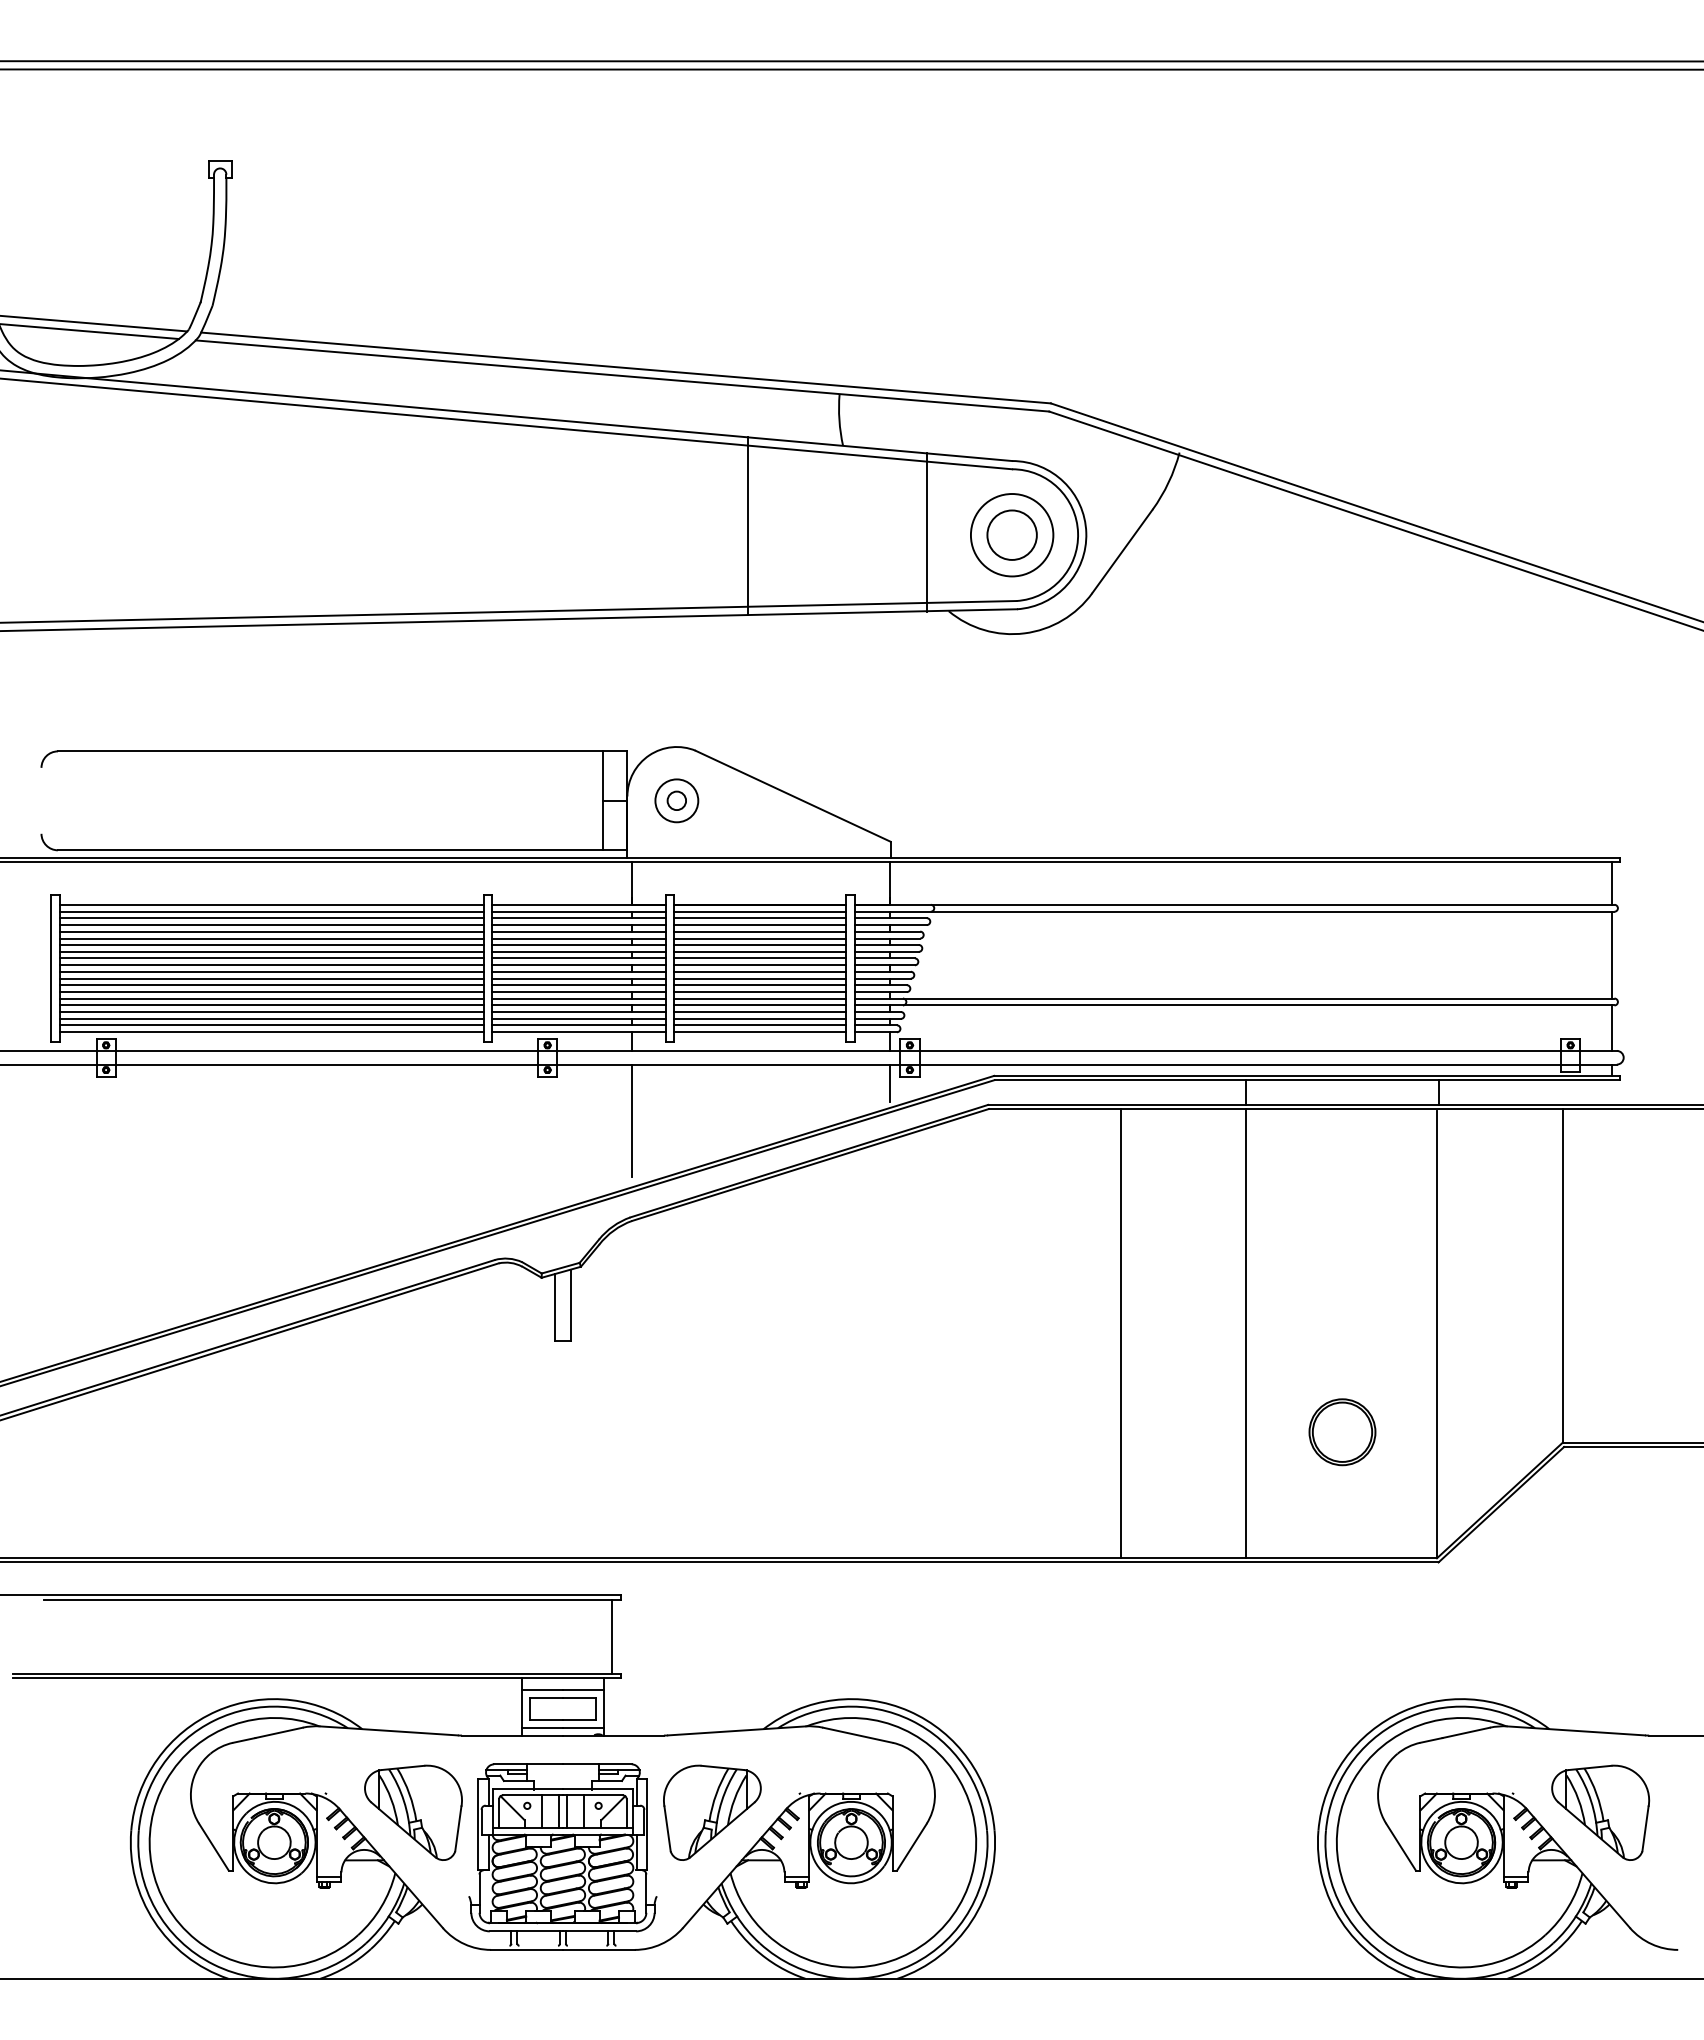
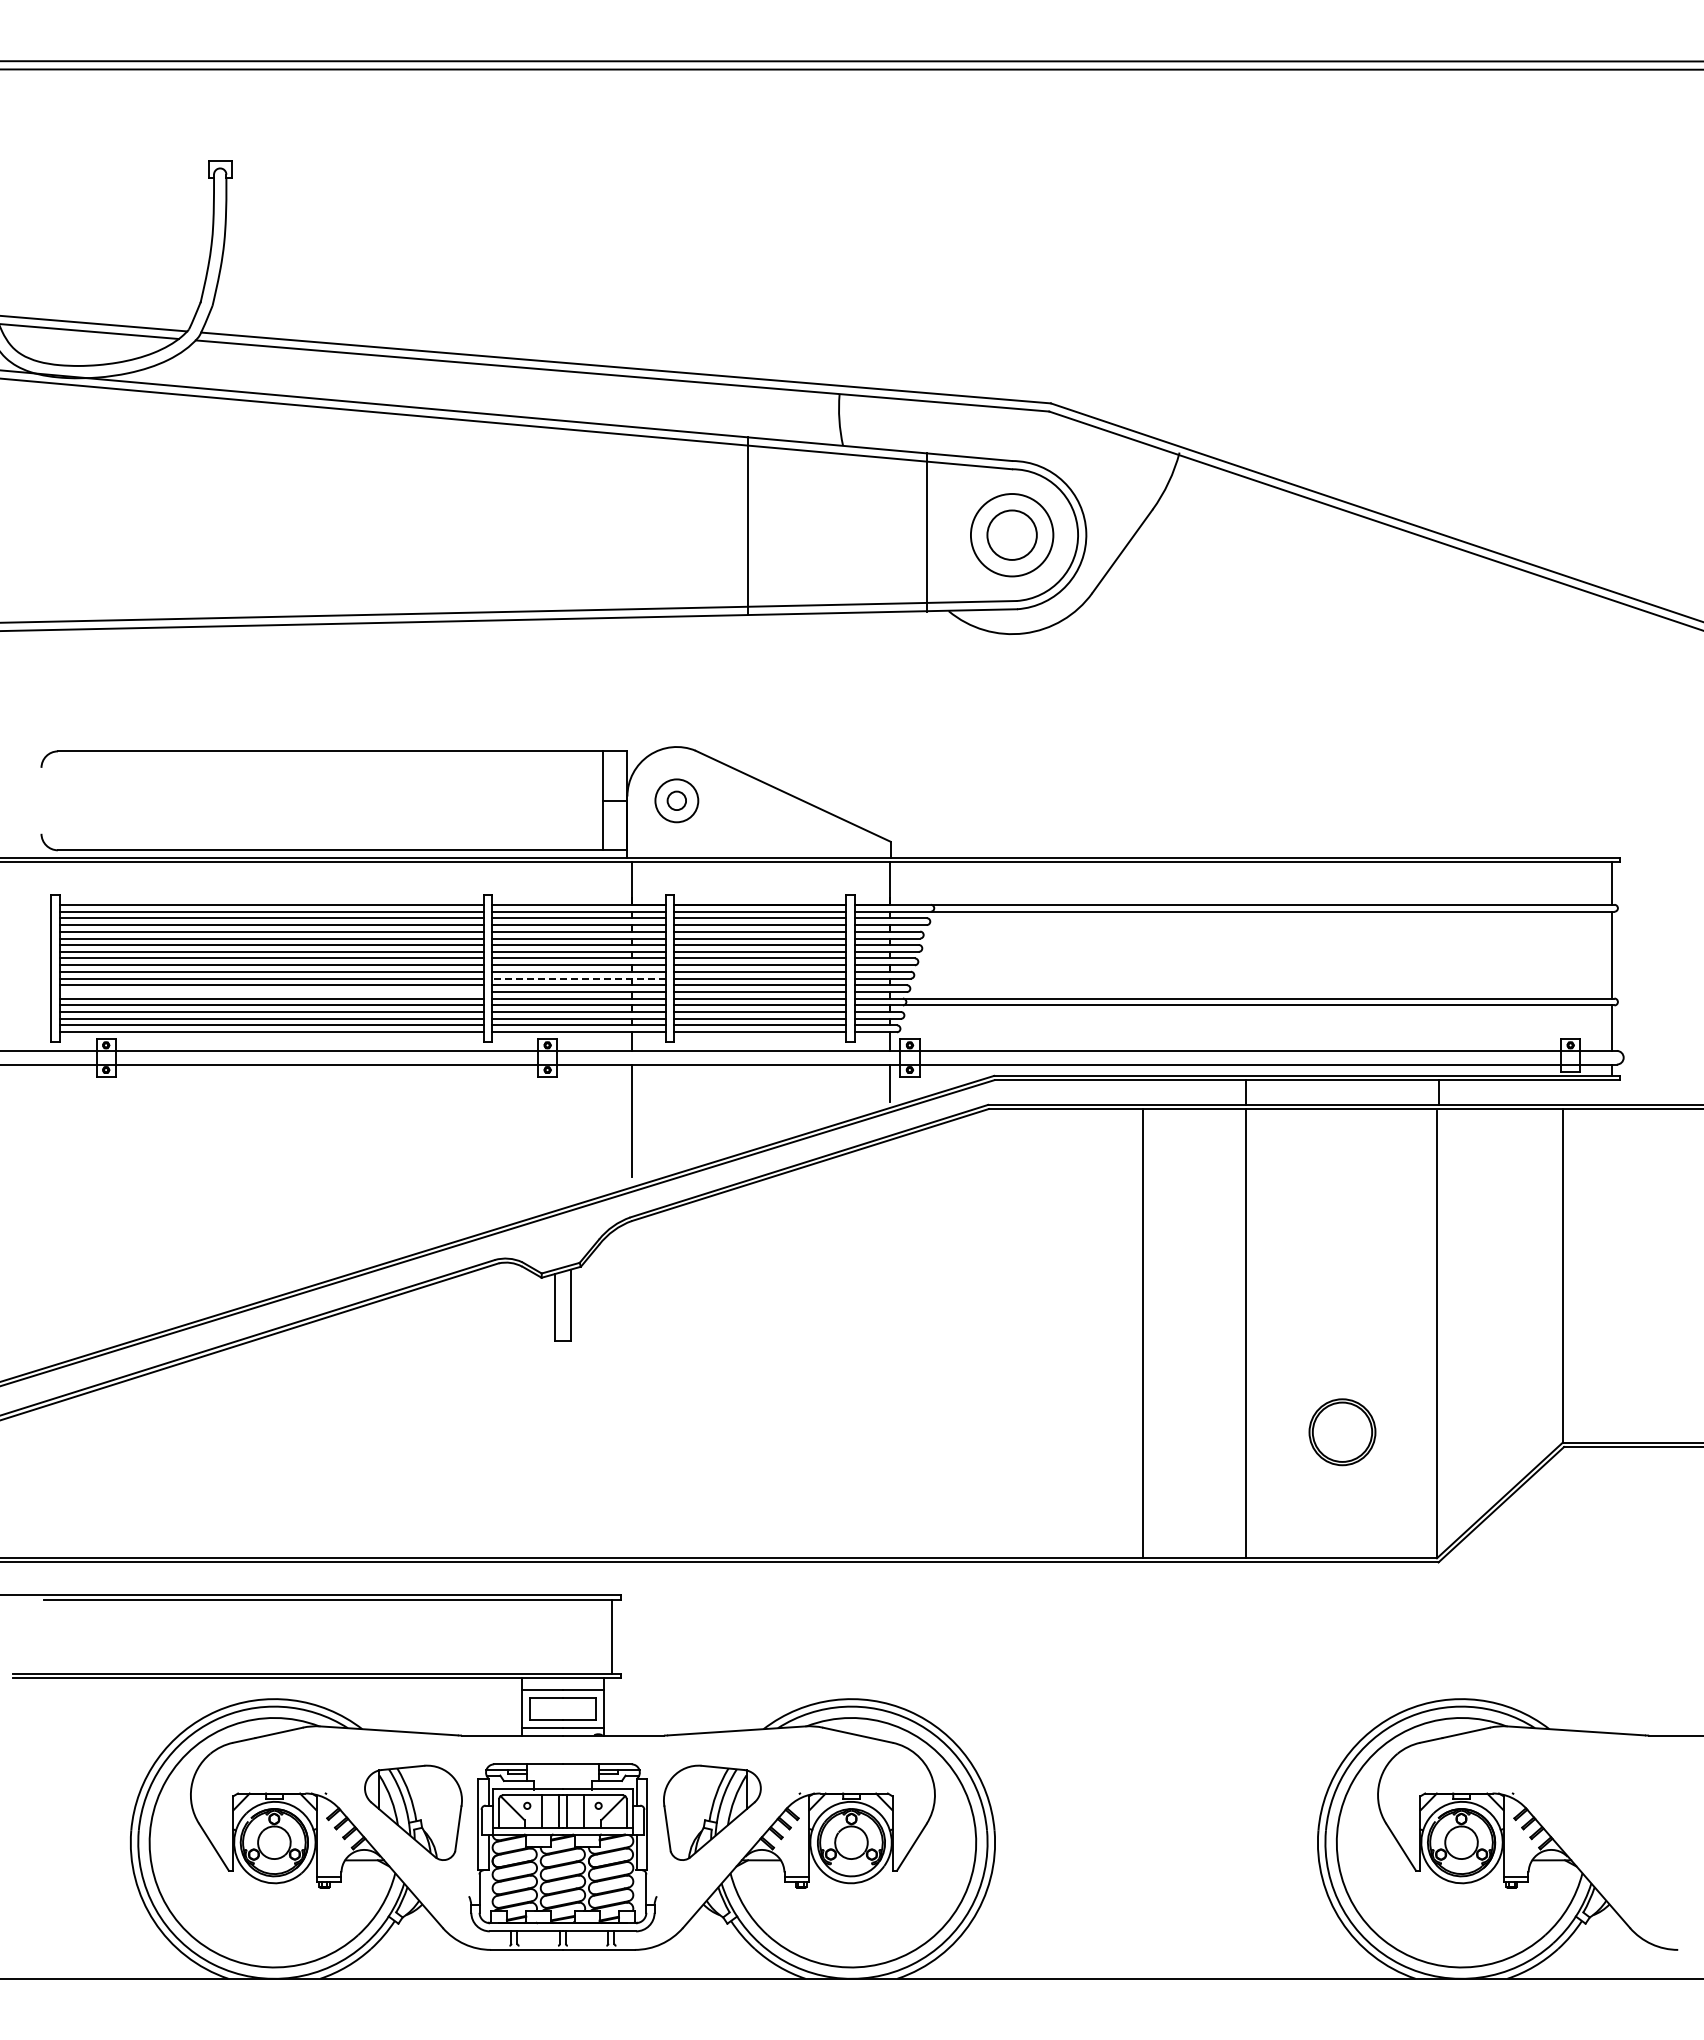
line: solid -> dashed (579, 978)
line: present -> none (271, 992)
line position: (1120, 1333) -> (1142, 1333) (1142, 1333)
part: present -> none (1600, 1812)
